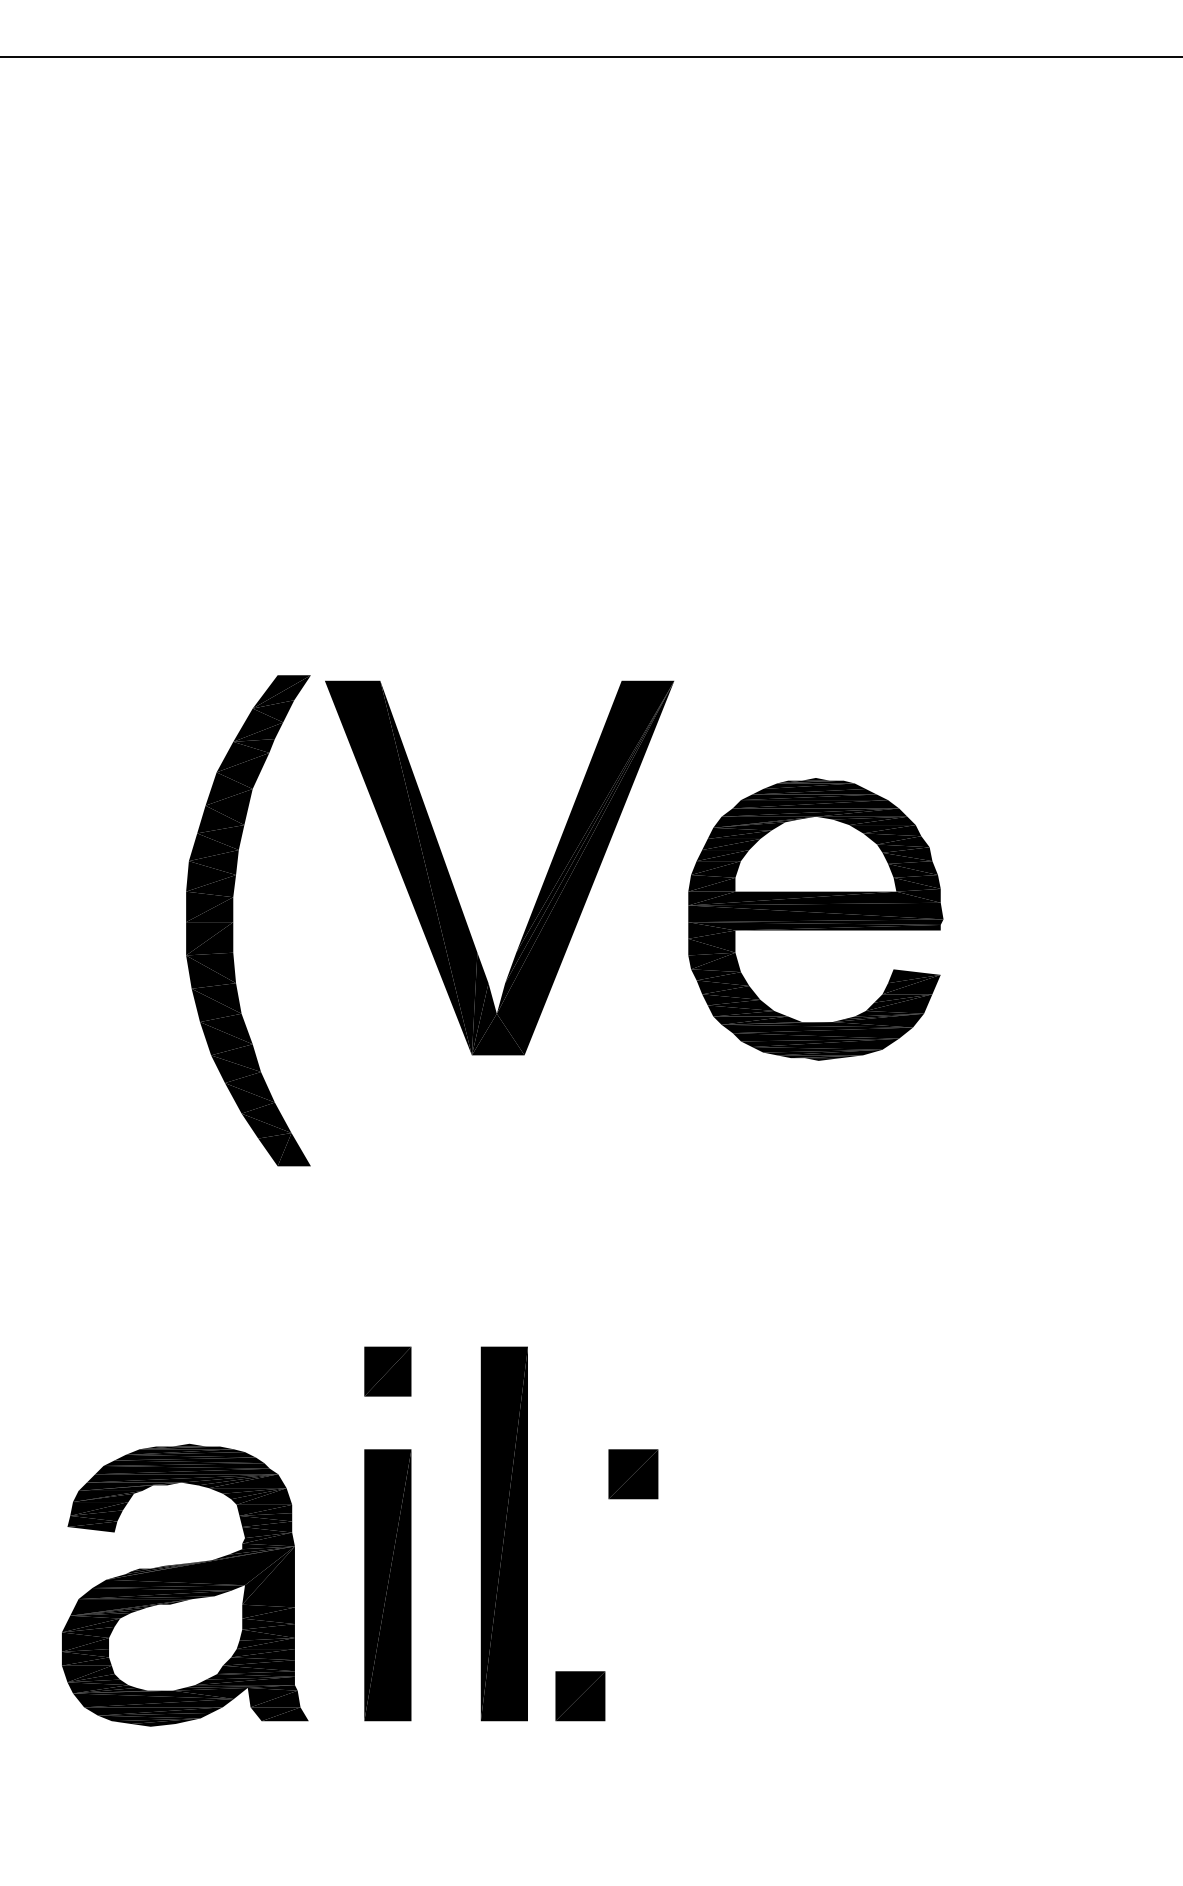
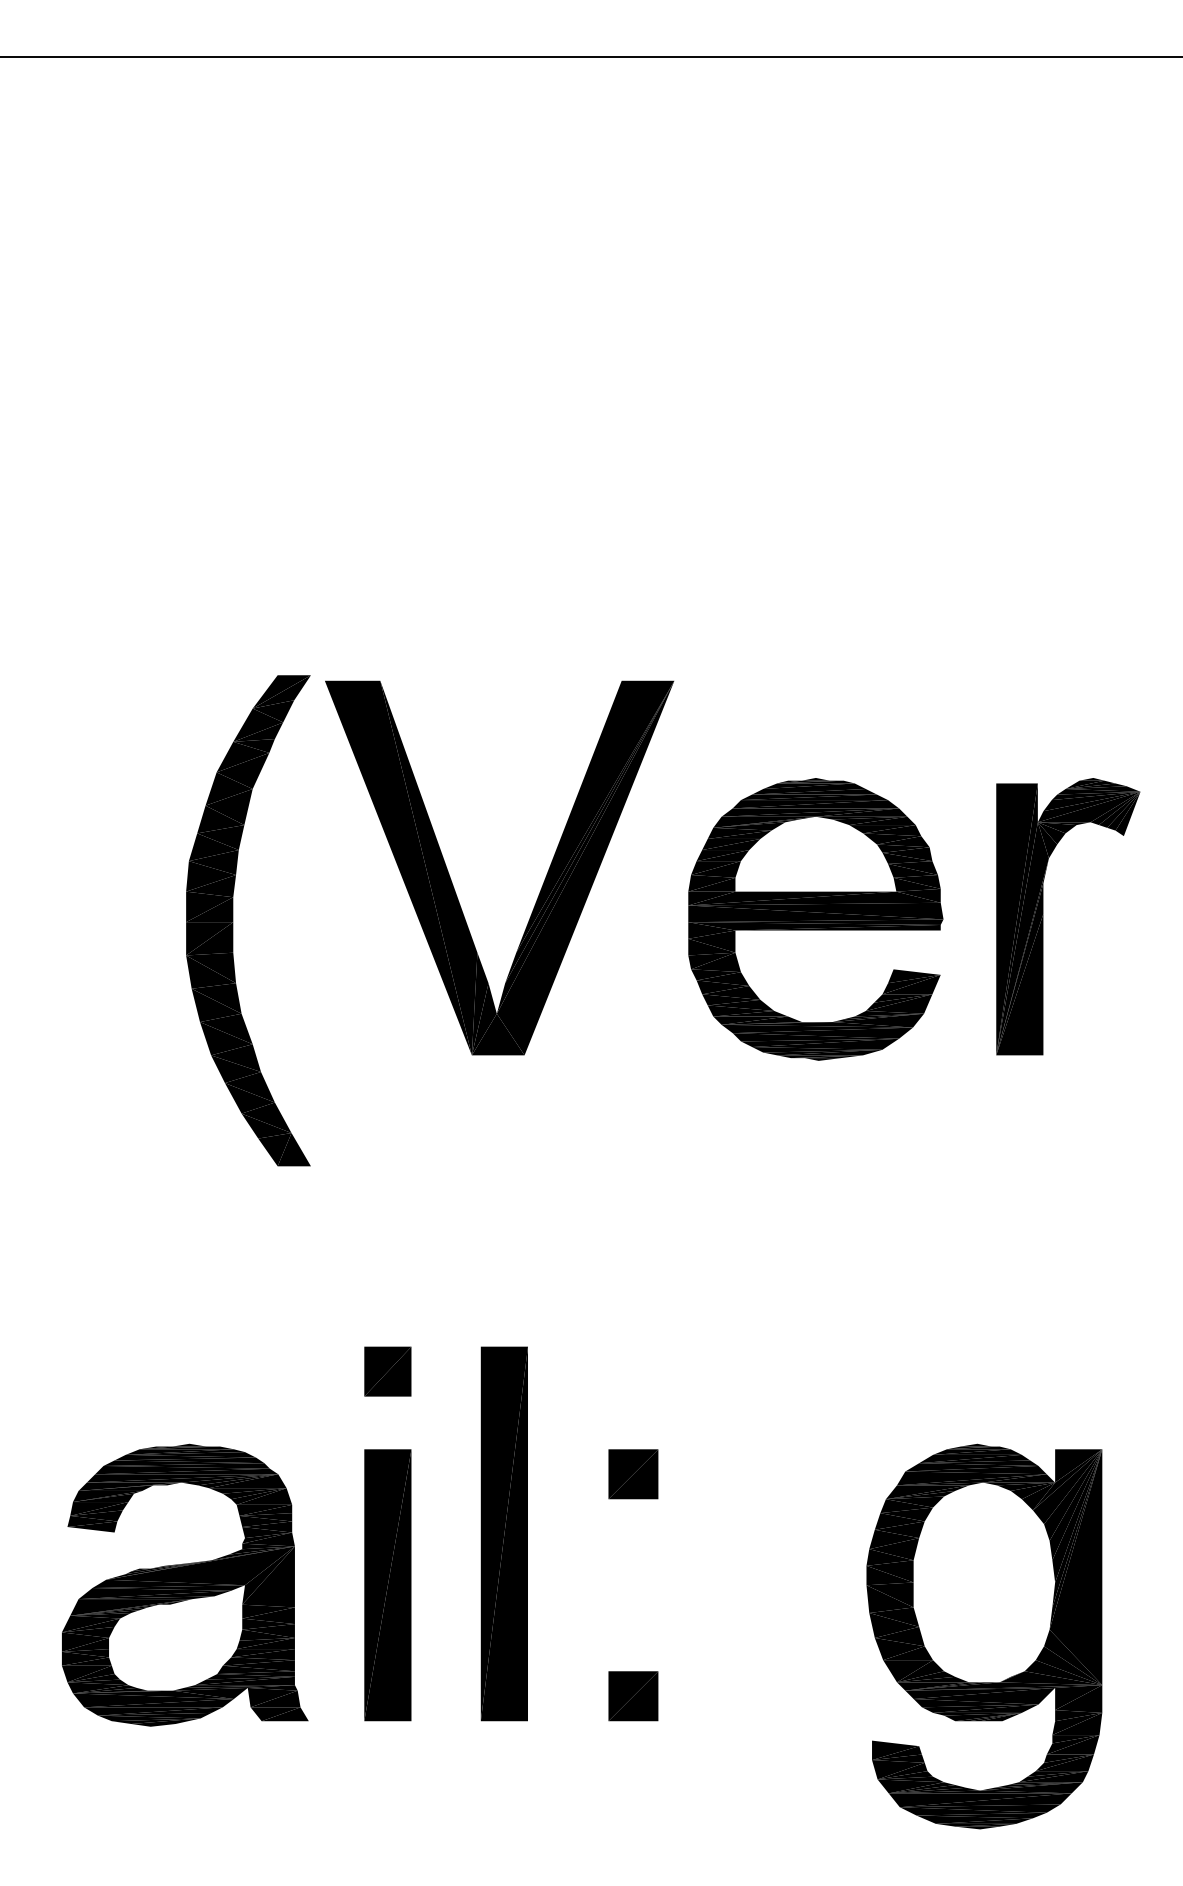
part: none -> present (1043, 916)
part: none -> present (984, 1636)
part position: (580, 1696) -> (633, 1696) (633, 1696)
